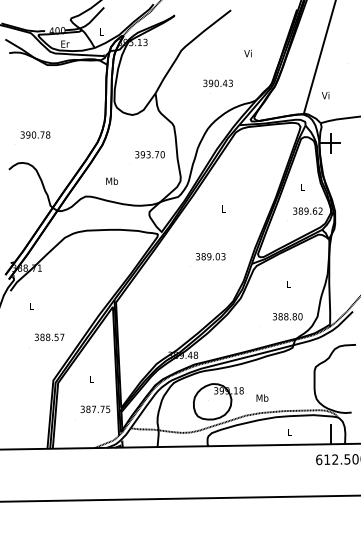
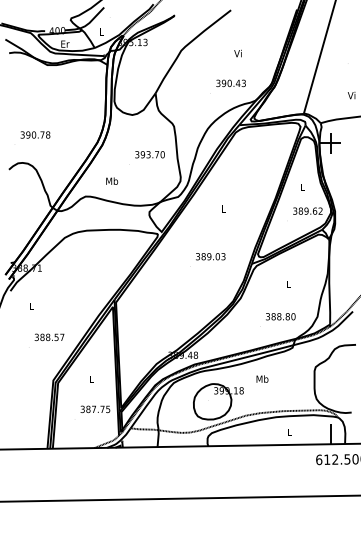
text position: (247, 53) -> (237, 53) (237, 53)
text position: (217, 83) -> (230, 83) (230, 83)
text position: (325, 95) -> (351, 95) (351, 95)
text position: (287, 316) -> (280, 316) (280, 316)
text position: (262, 397) -> (262, 378) (262, 378)
